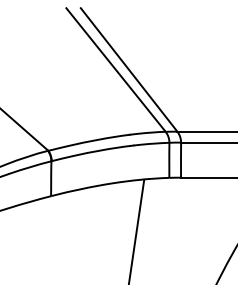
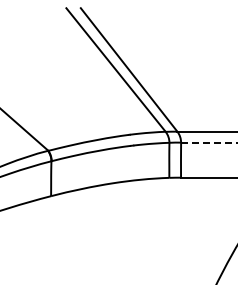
line: solid -> dashed (209, 142)
line: present -> none (136, 230)
